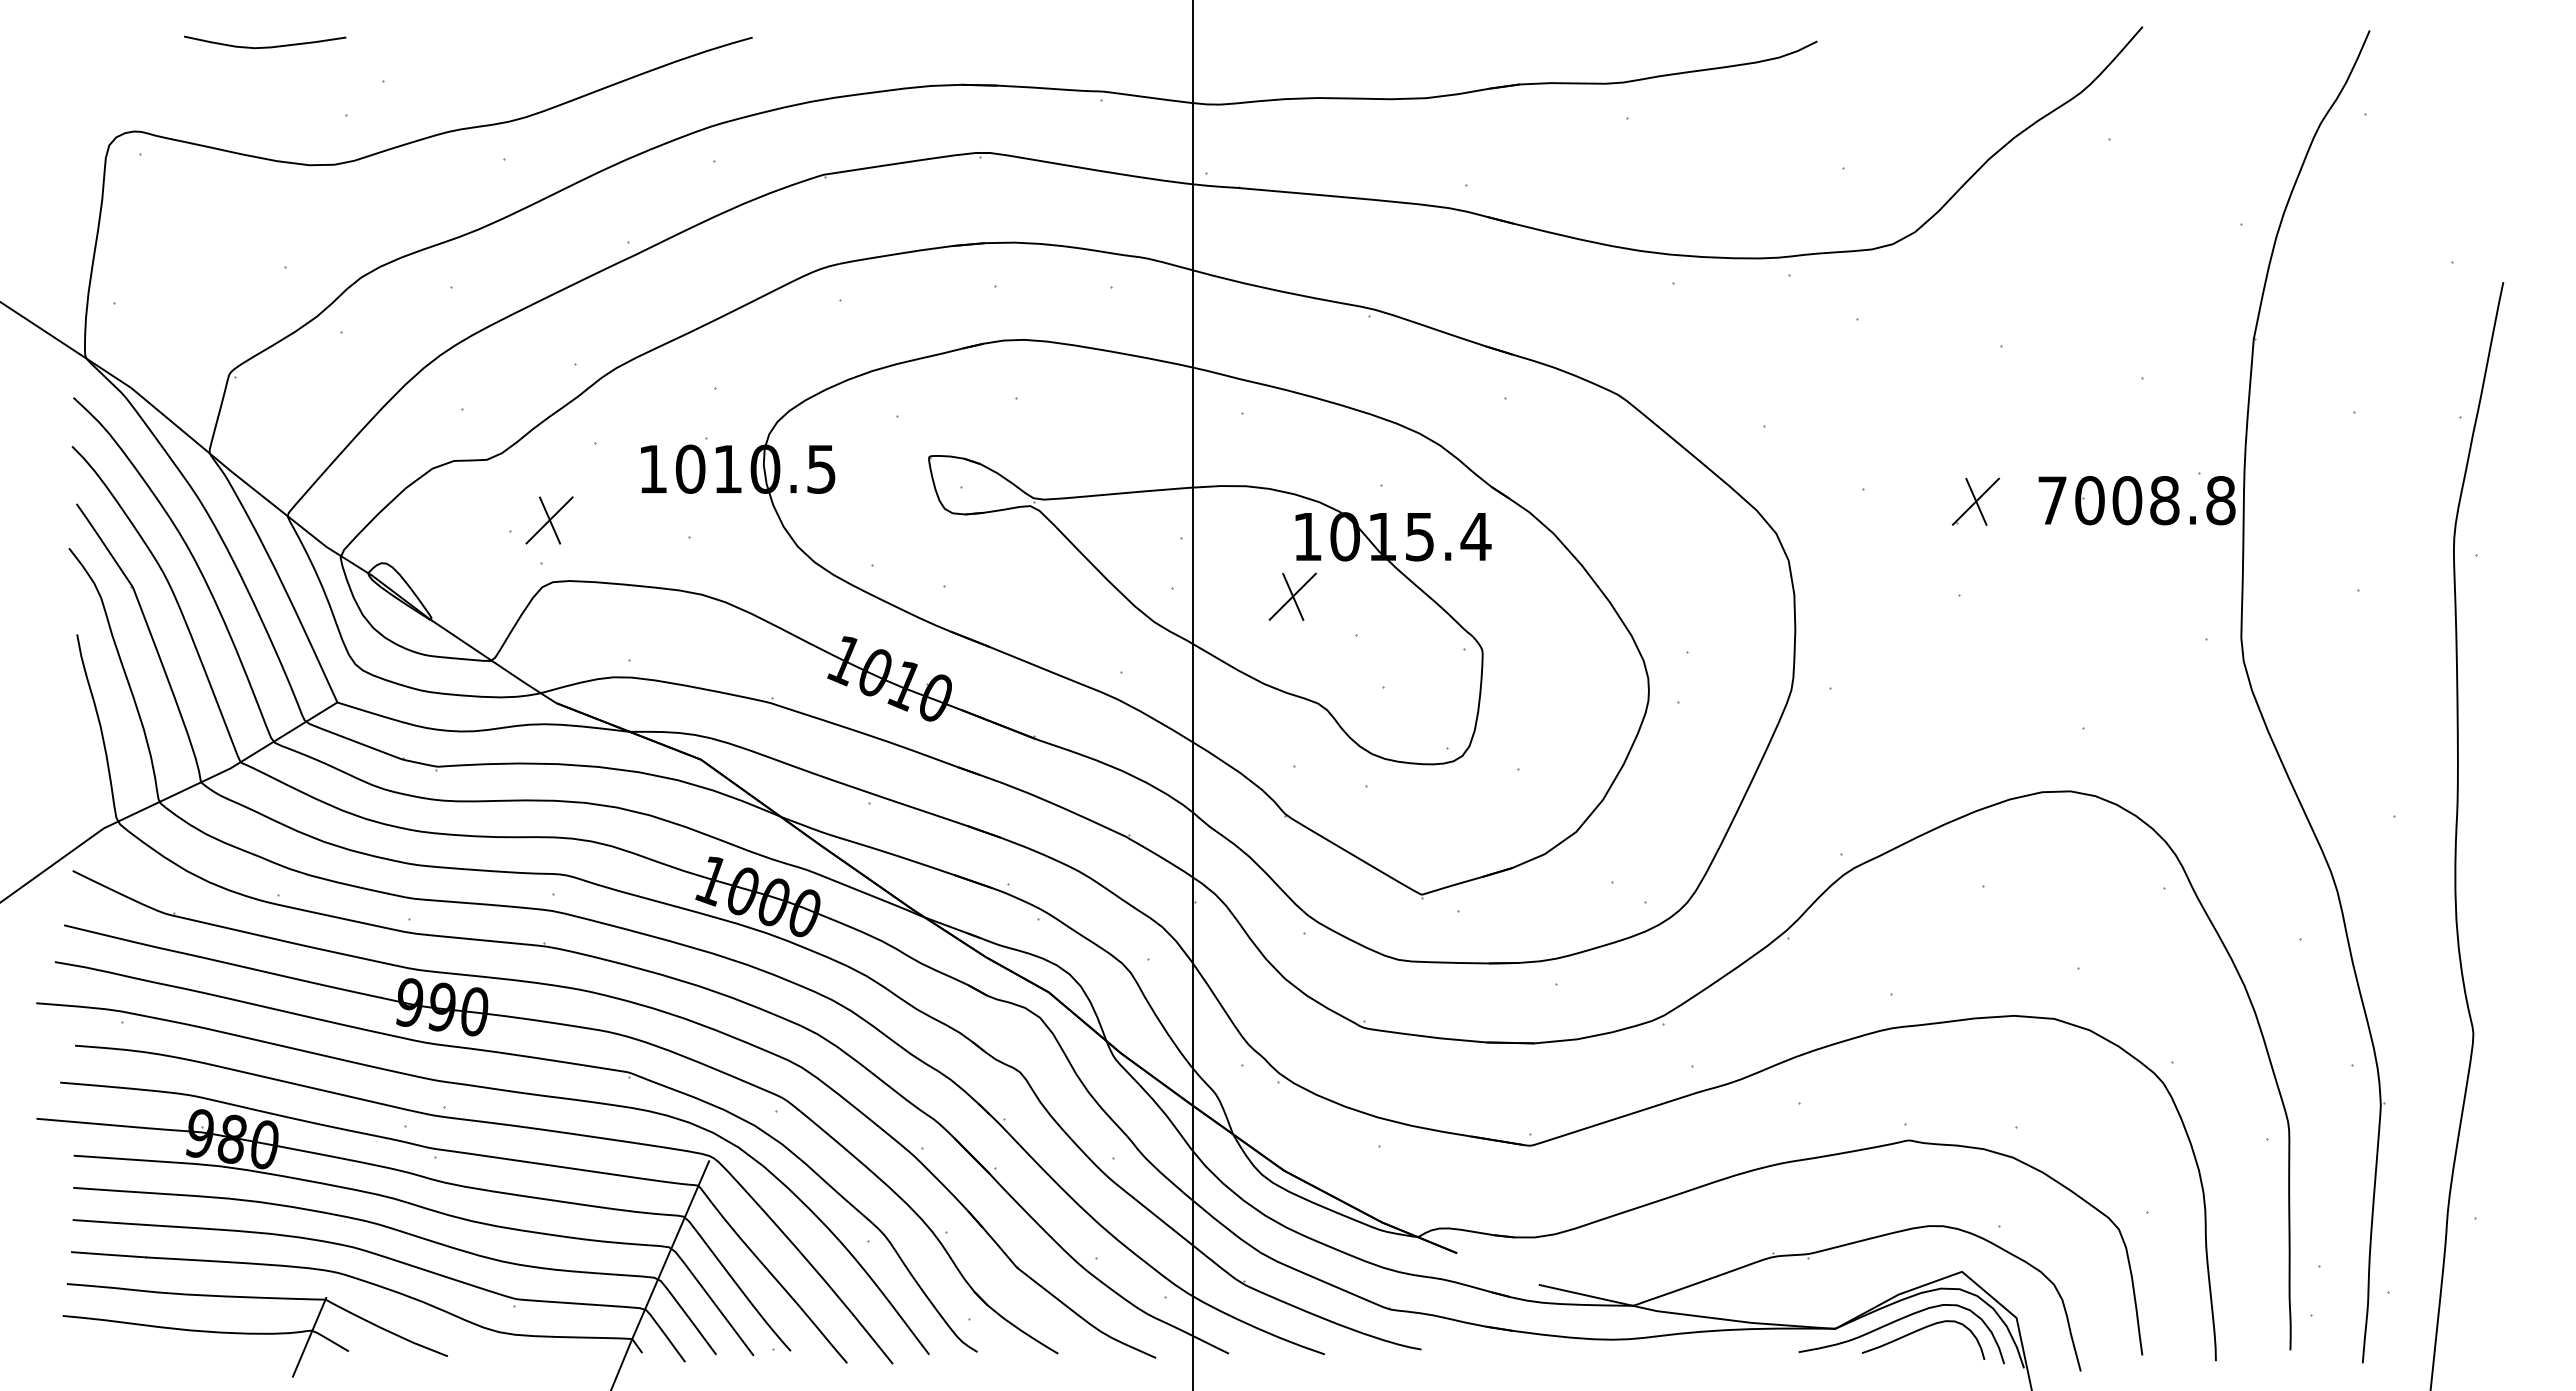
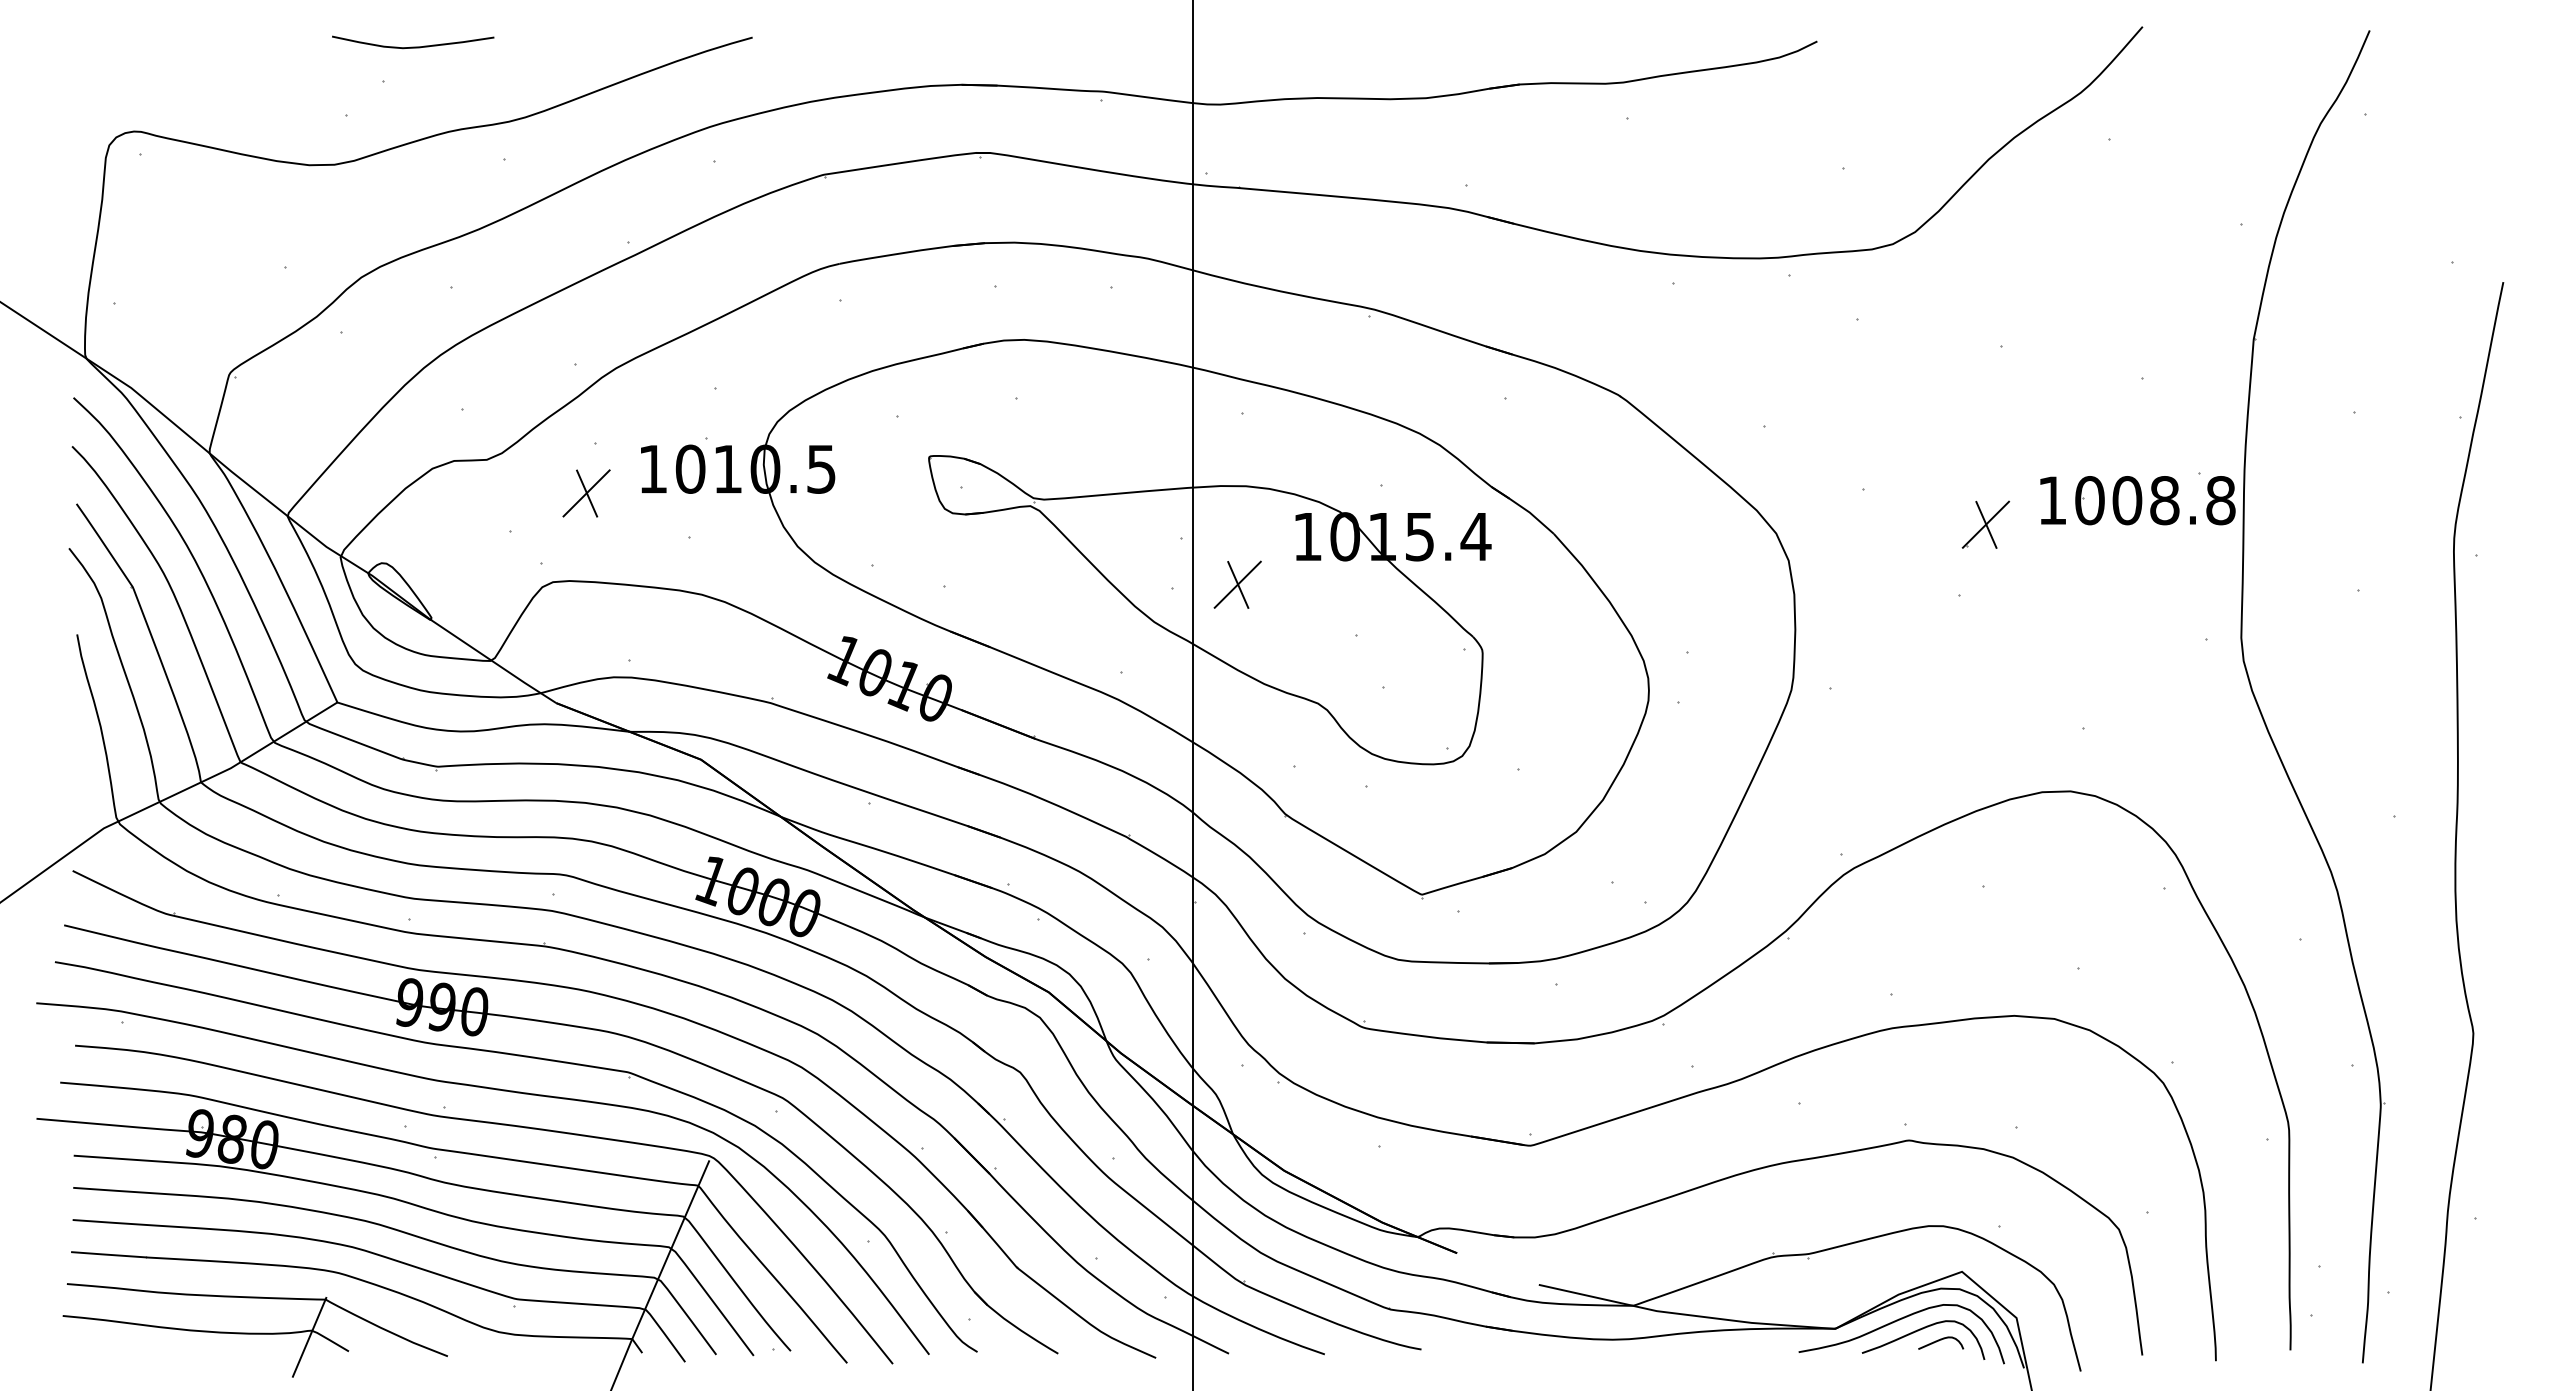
curve position: (265, 46) -> (413, 46) (413, 46)
text: 7008.8 -> 1008.8 (2052, 500)
part position: (1975, 501) -> (1985, 524) (1985, 524)
part position: (549, 520) -> (586, 493) (586, 493)
part position: (1292, 596) -> (1237, 584) (1237, 584)
curve: none -> present (1941, 1340)
